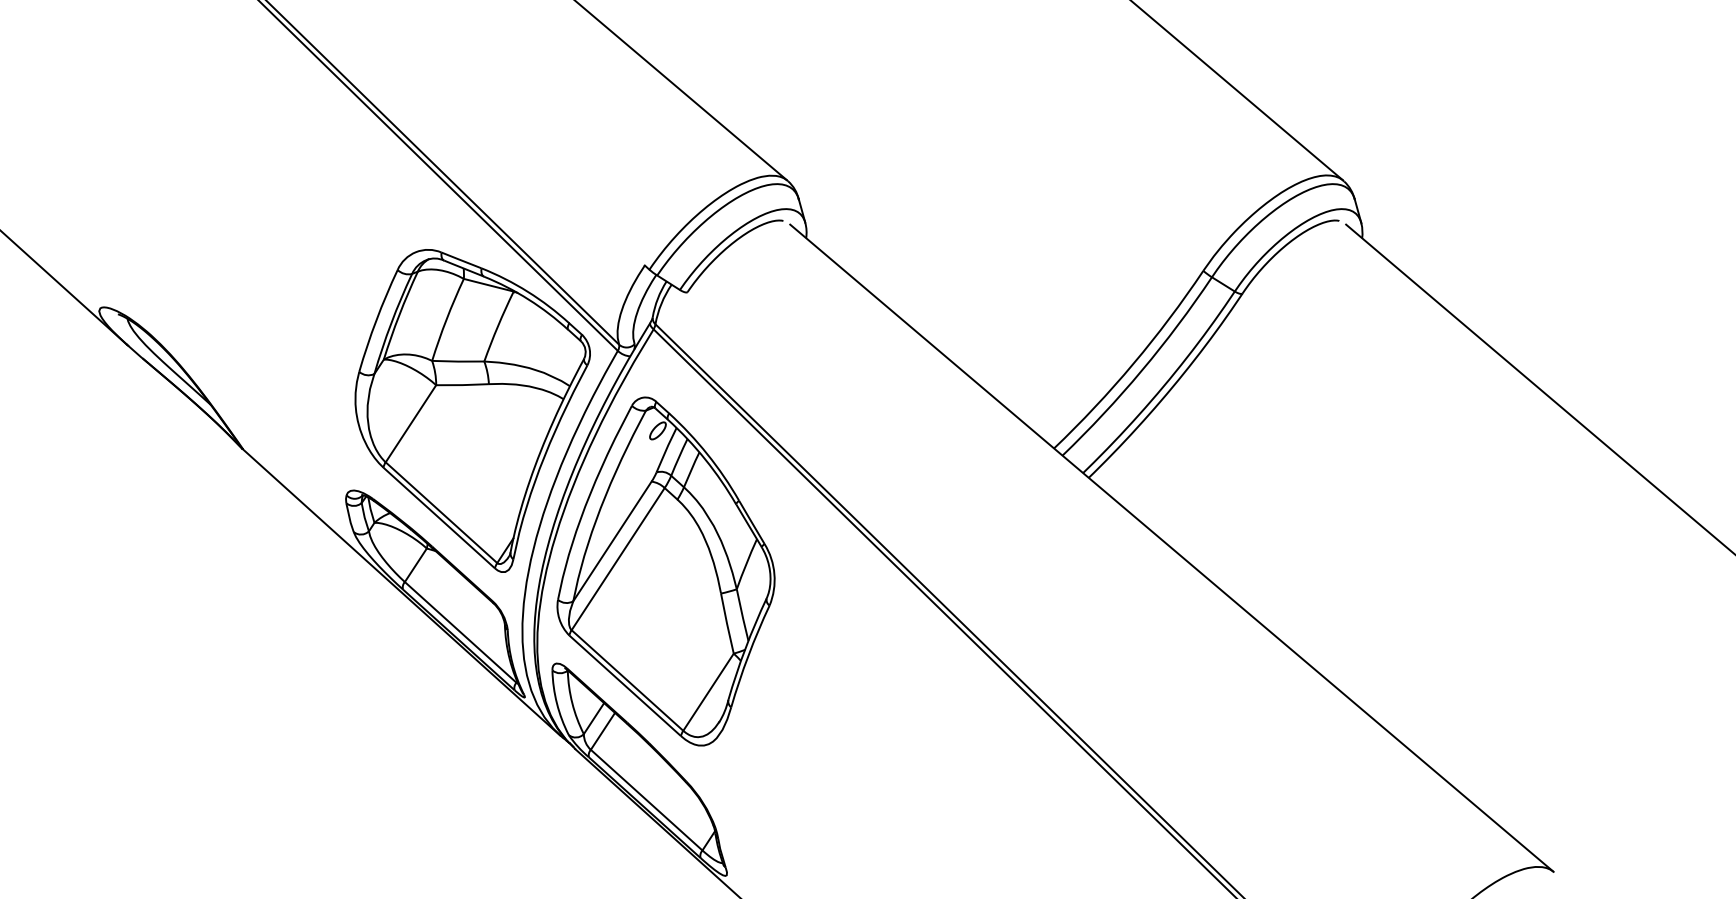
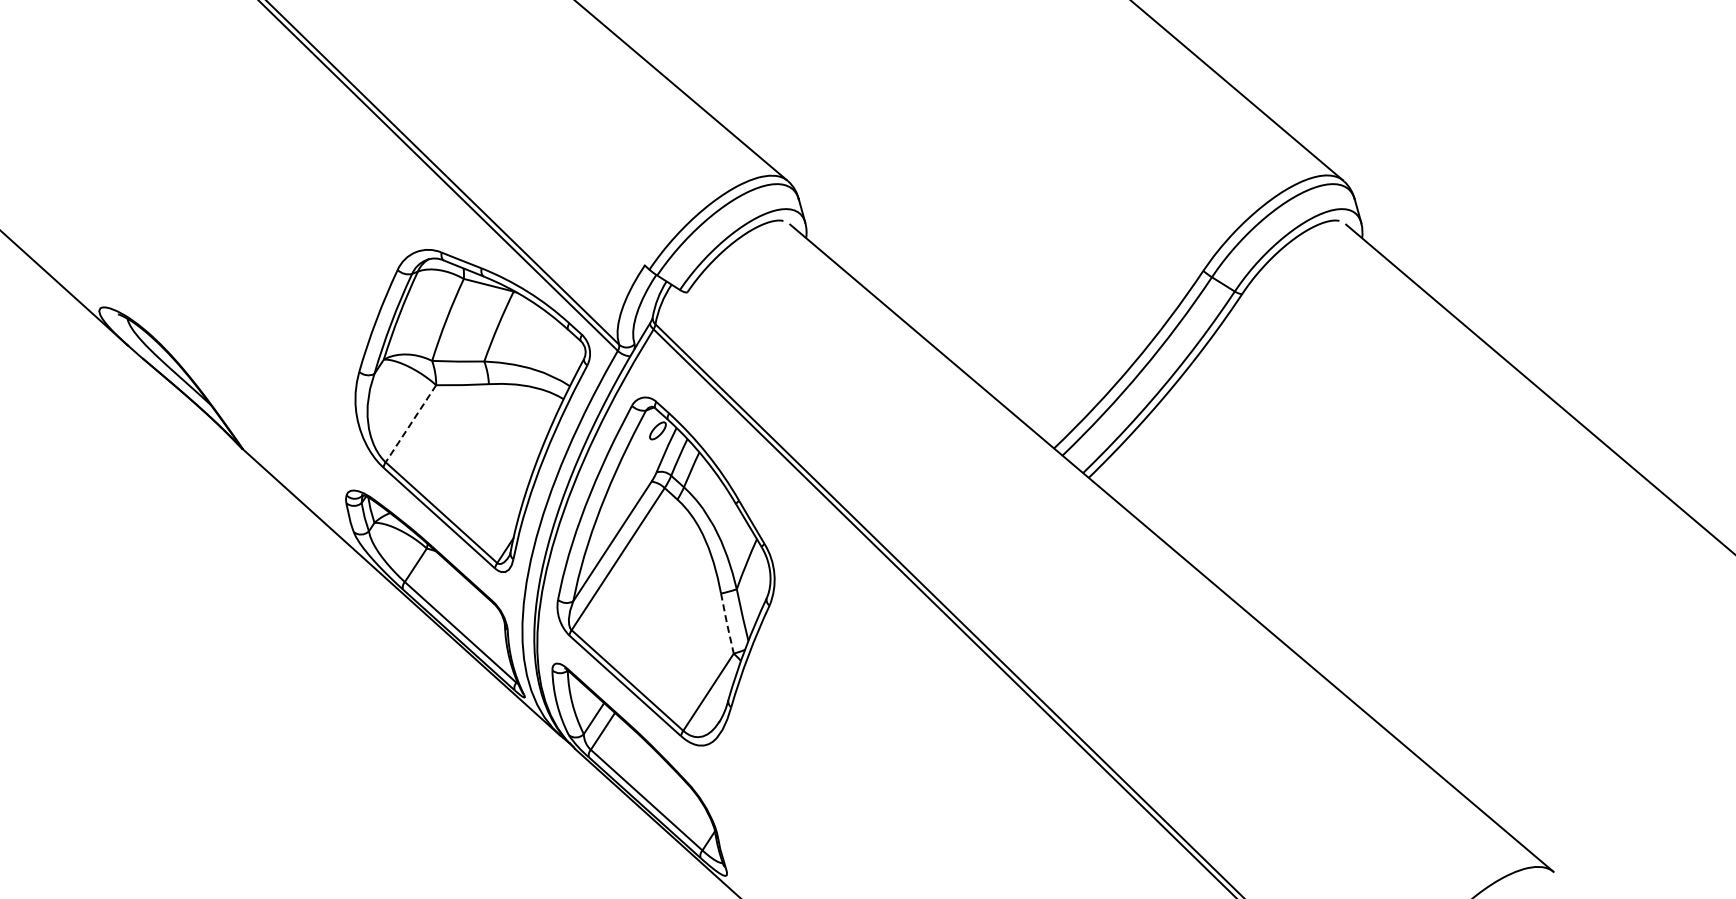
line: solid -> dashed (410, 424)
line: solid -> dashed (727, 623)
